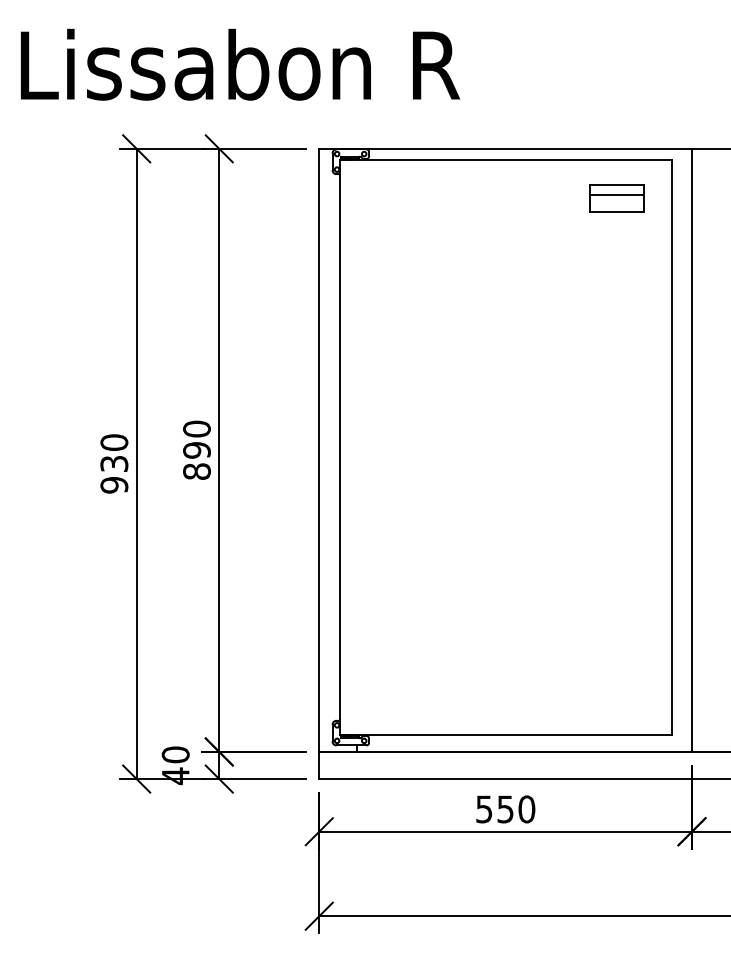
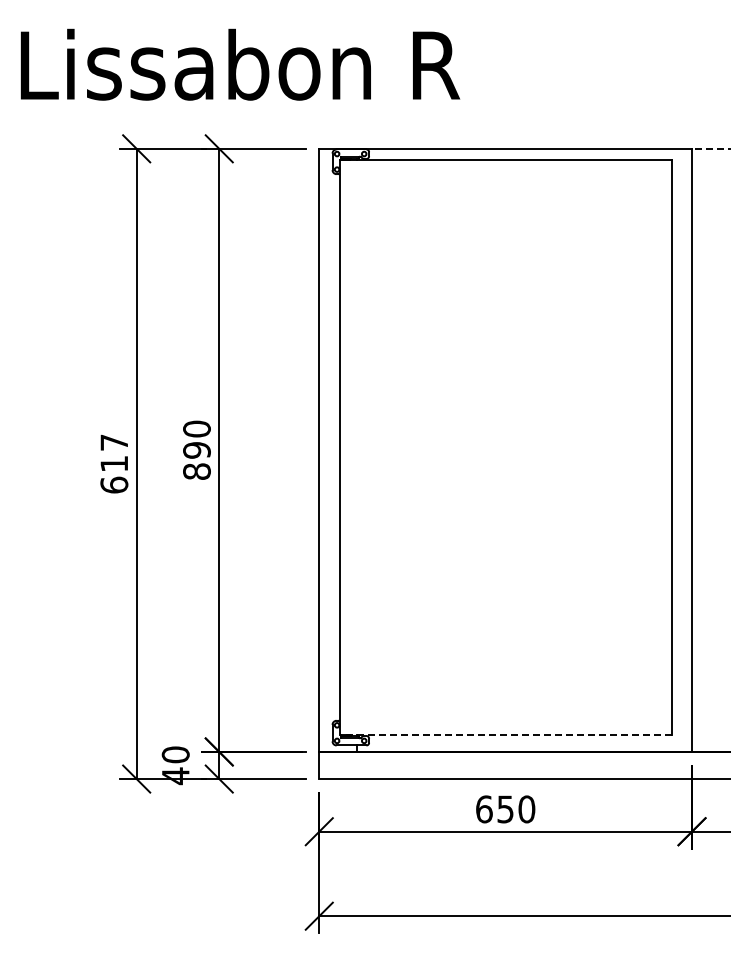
line: solid -> dashed (711, 148)
part: present -> none (616, 198)
text: 930 -> 617 (114, 463)
line: solid -> dashed (505, 734)
text: 550 -> 650 (484, 809)
